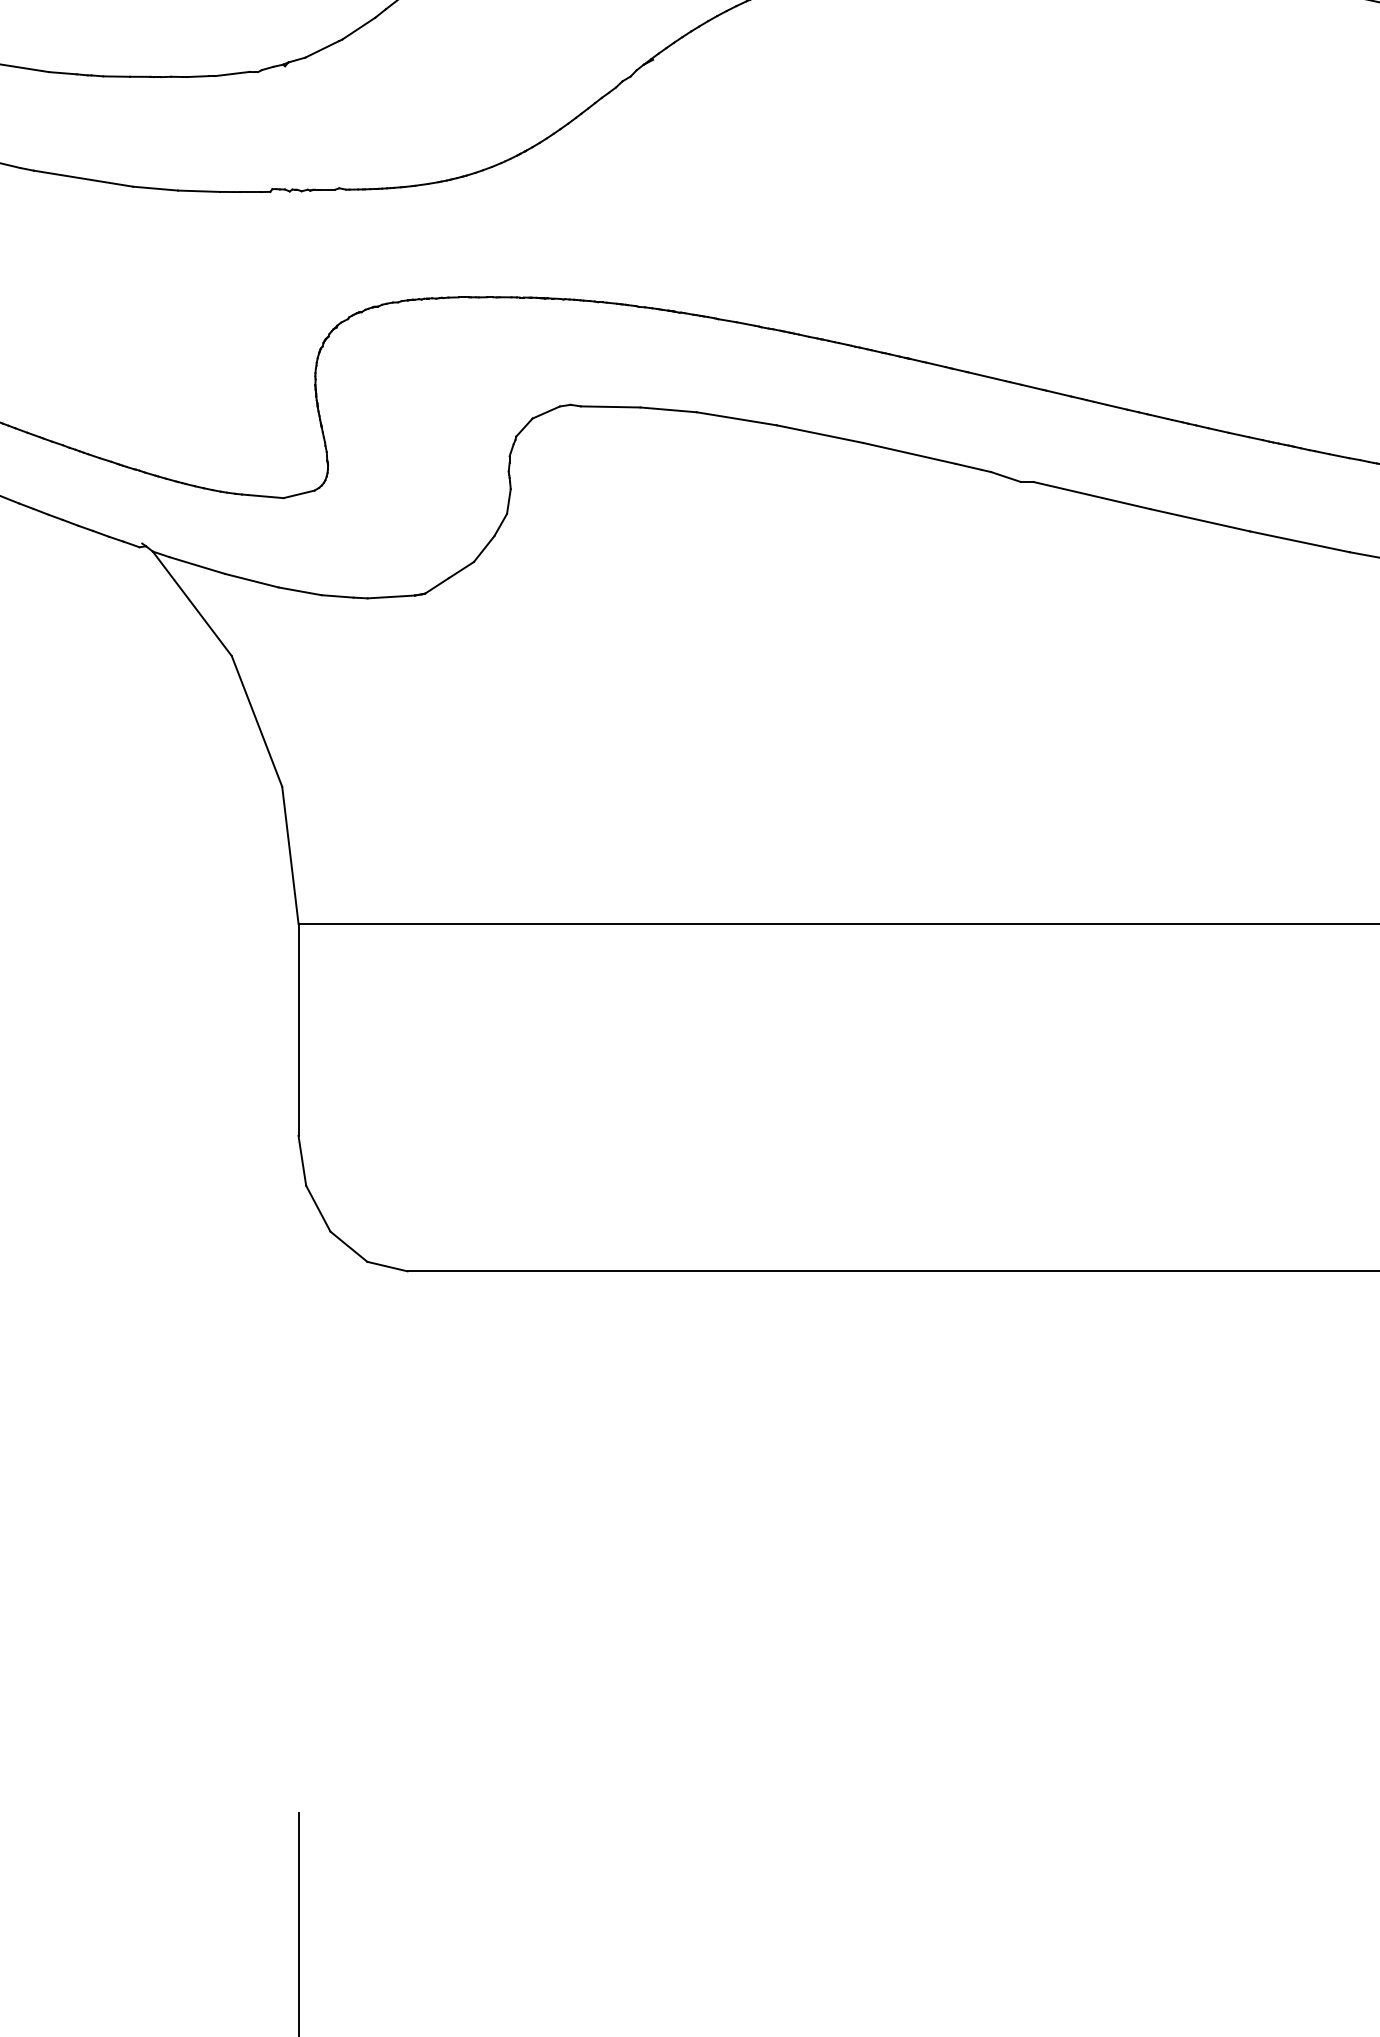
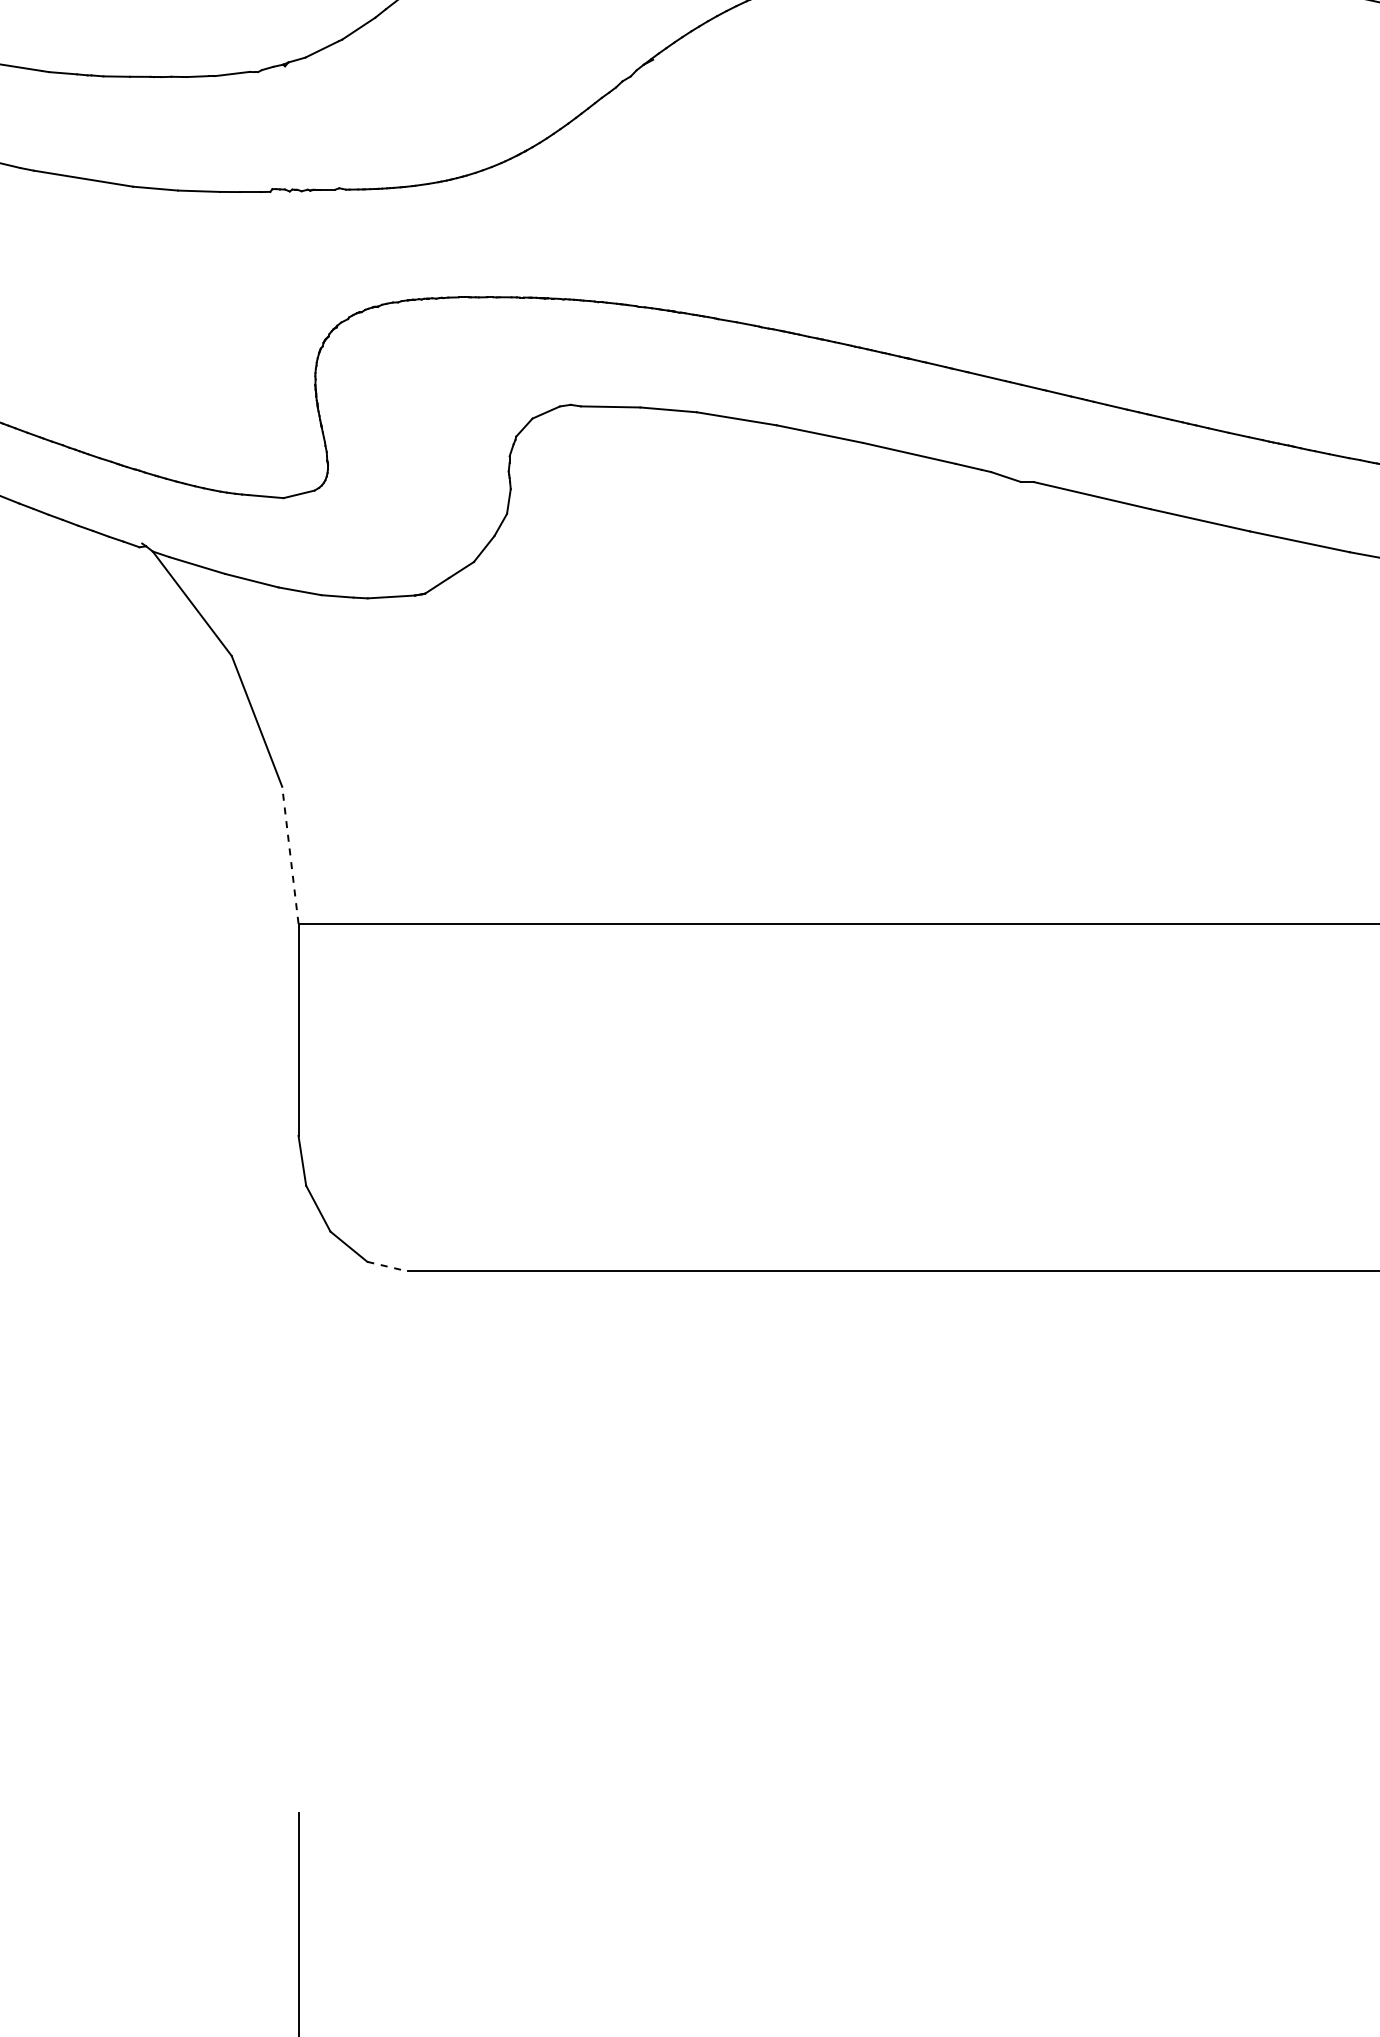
line: solid -> dashed (290, 855)
line: solid -> dashed (387, 1266)
